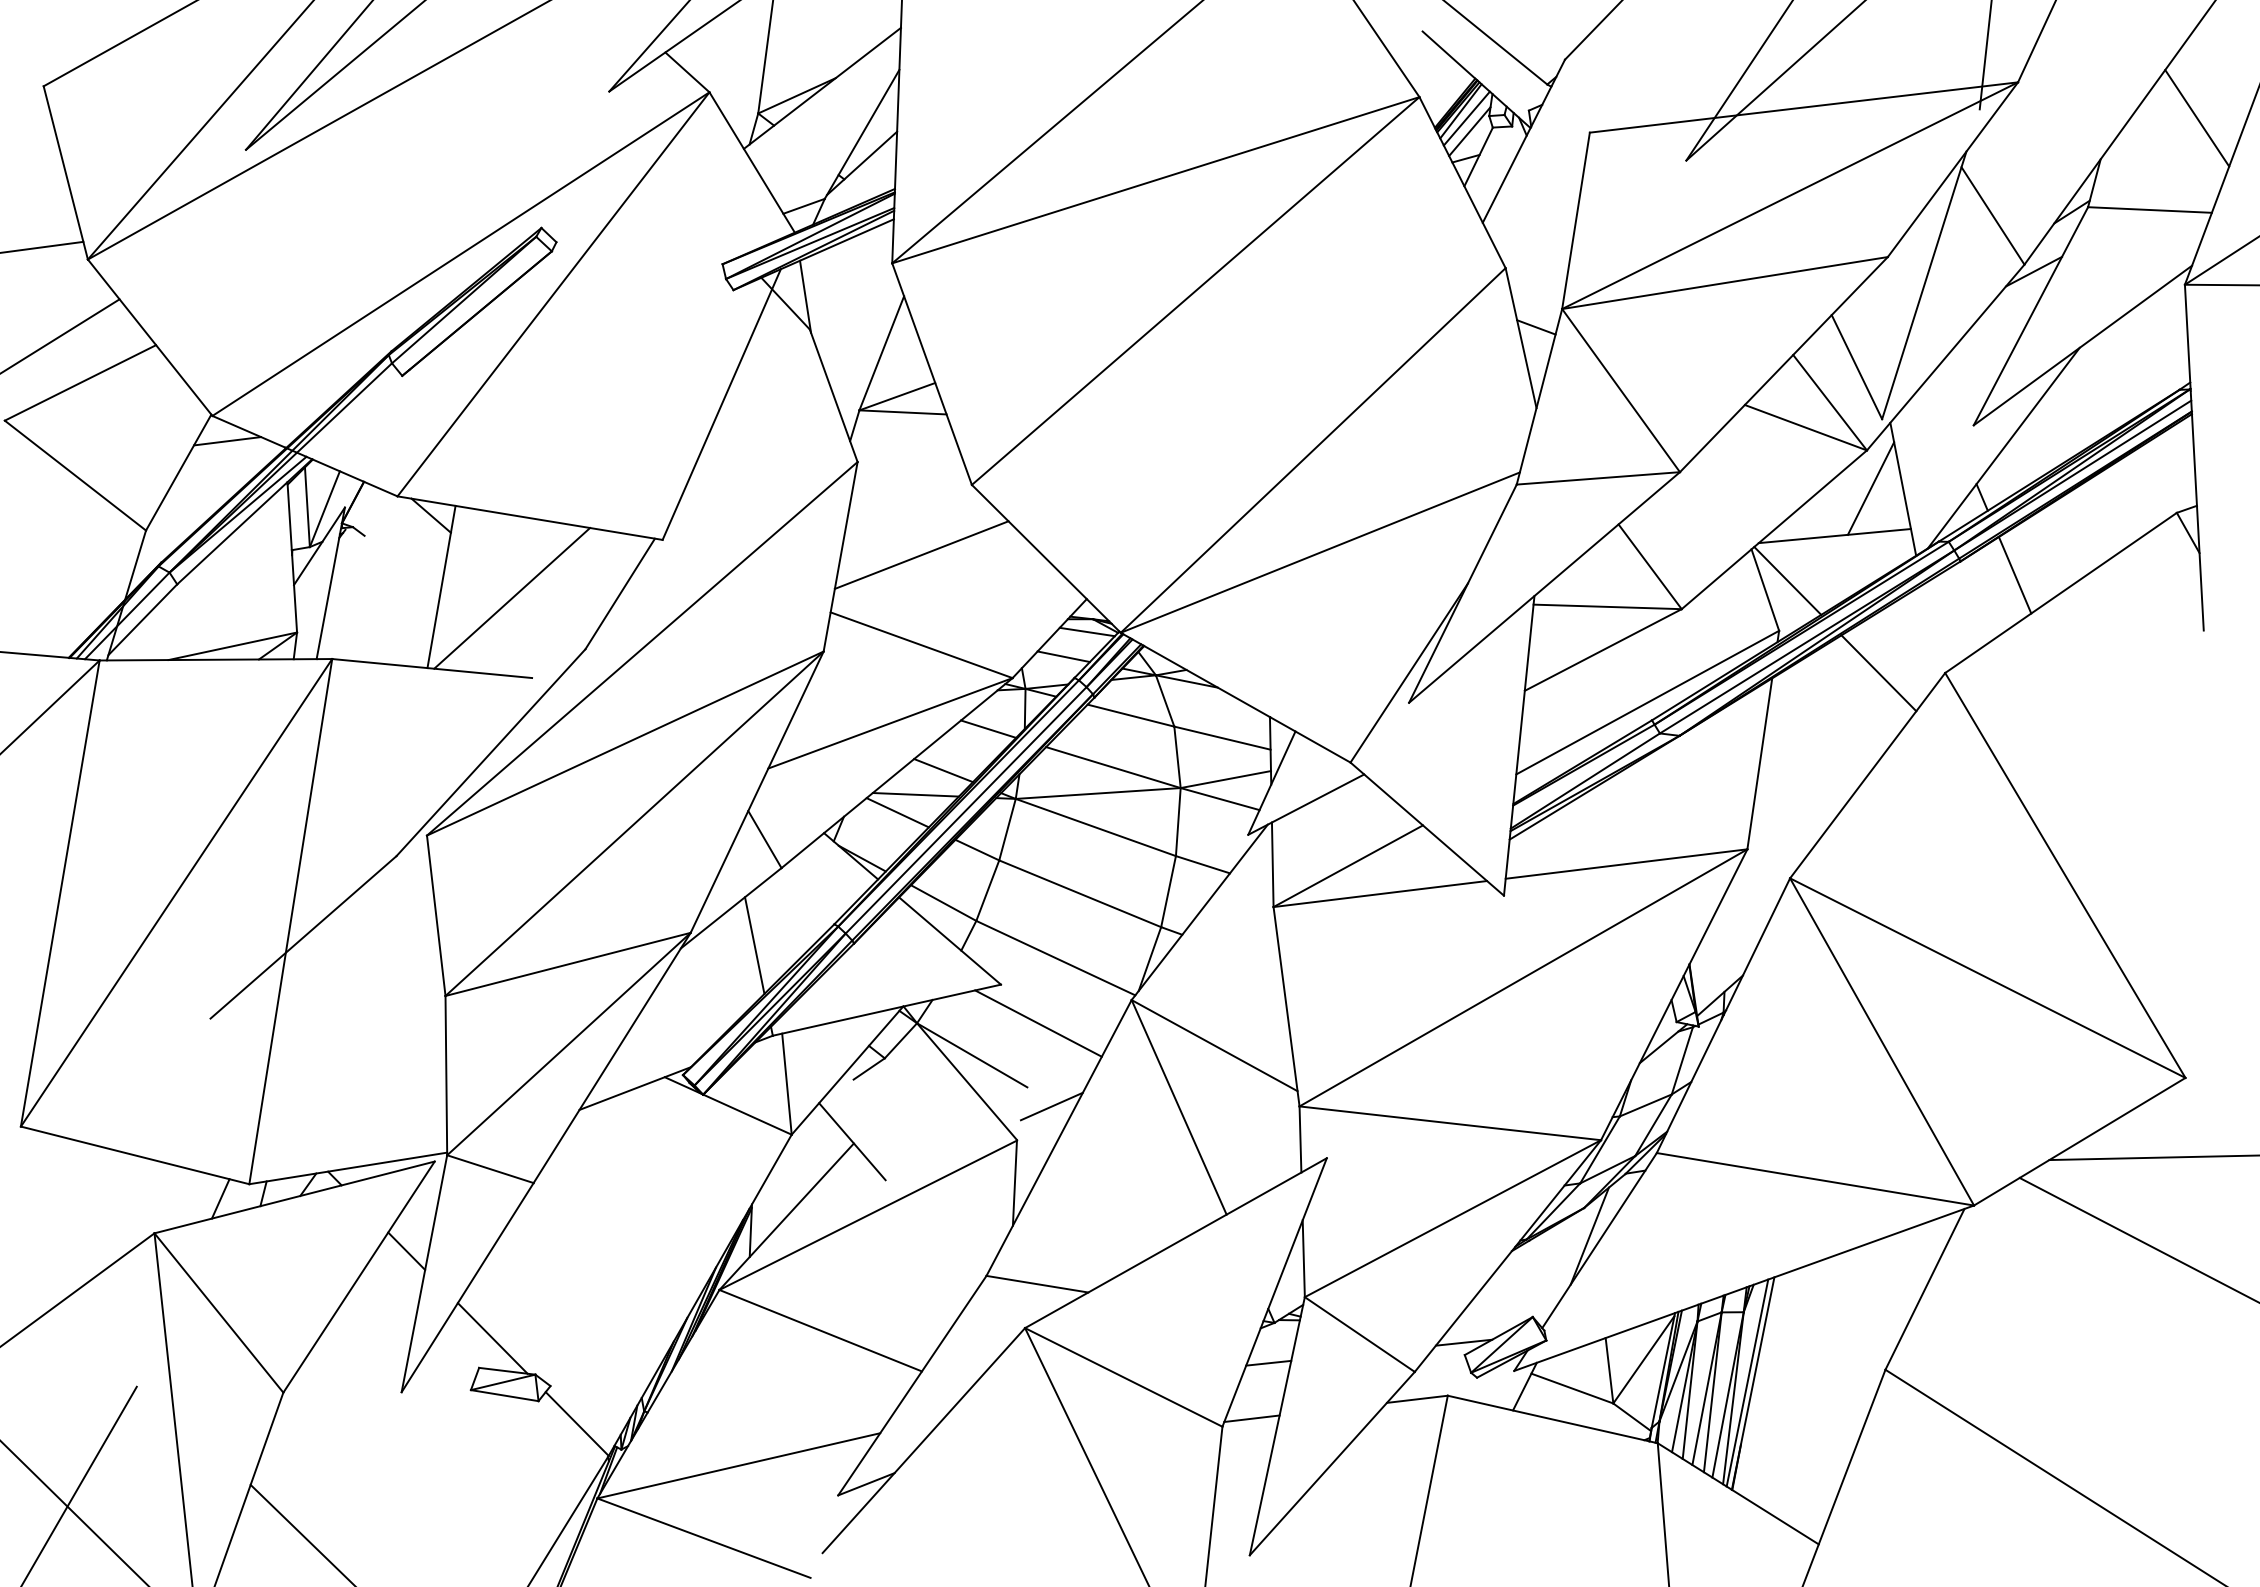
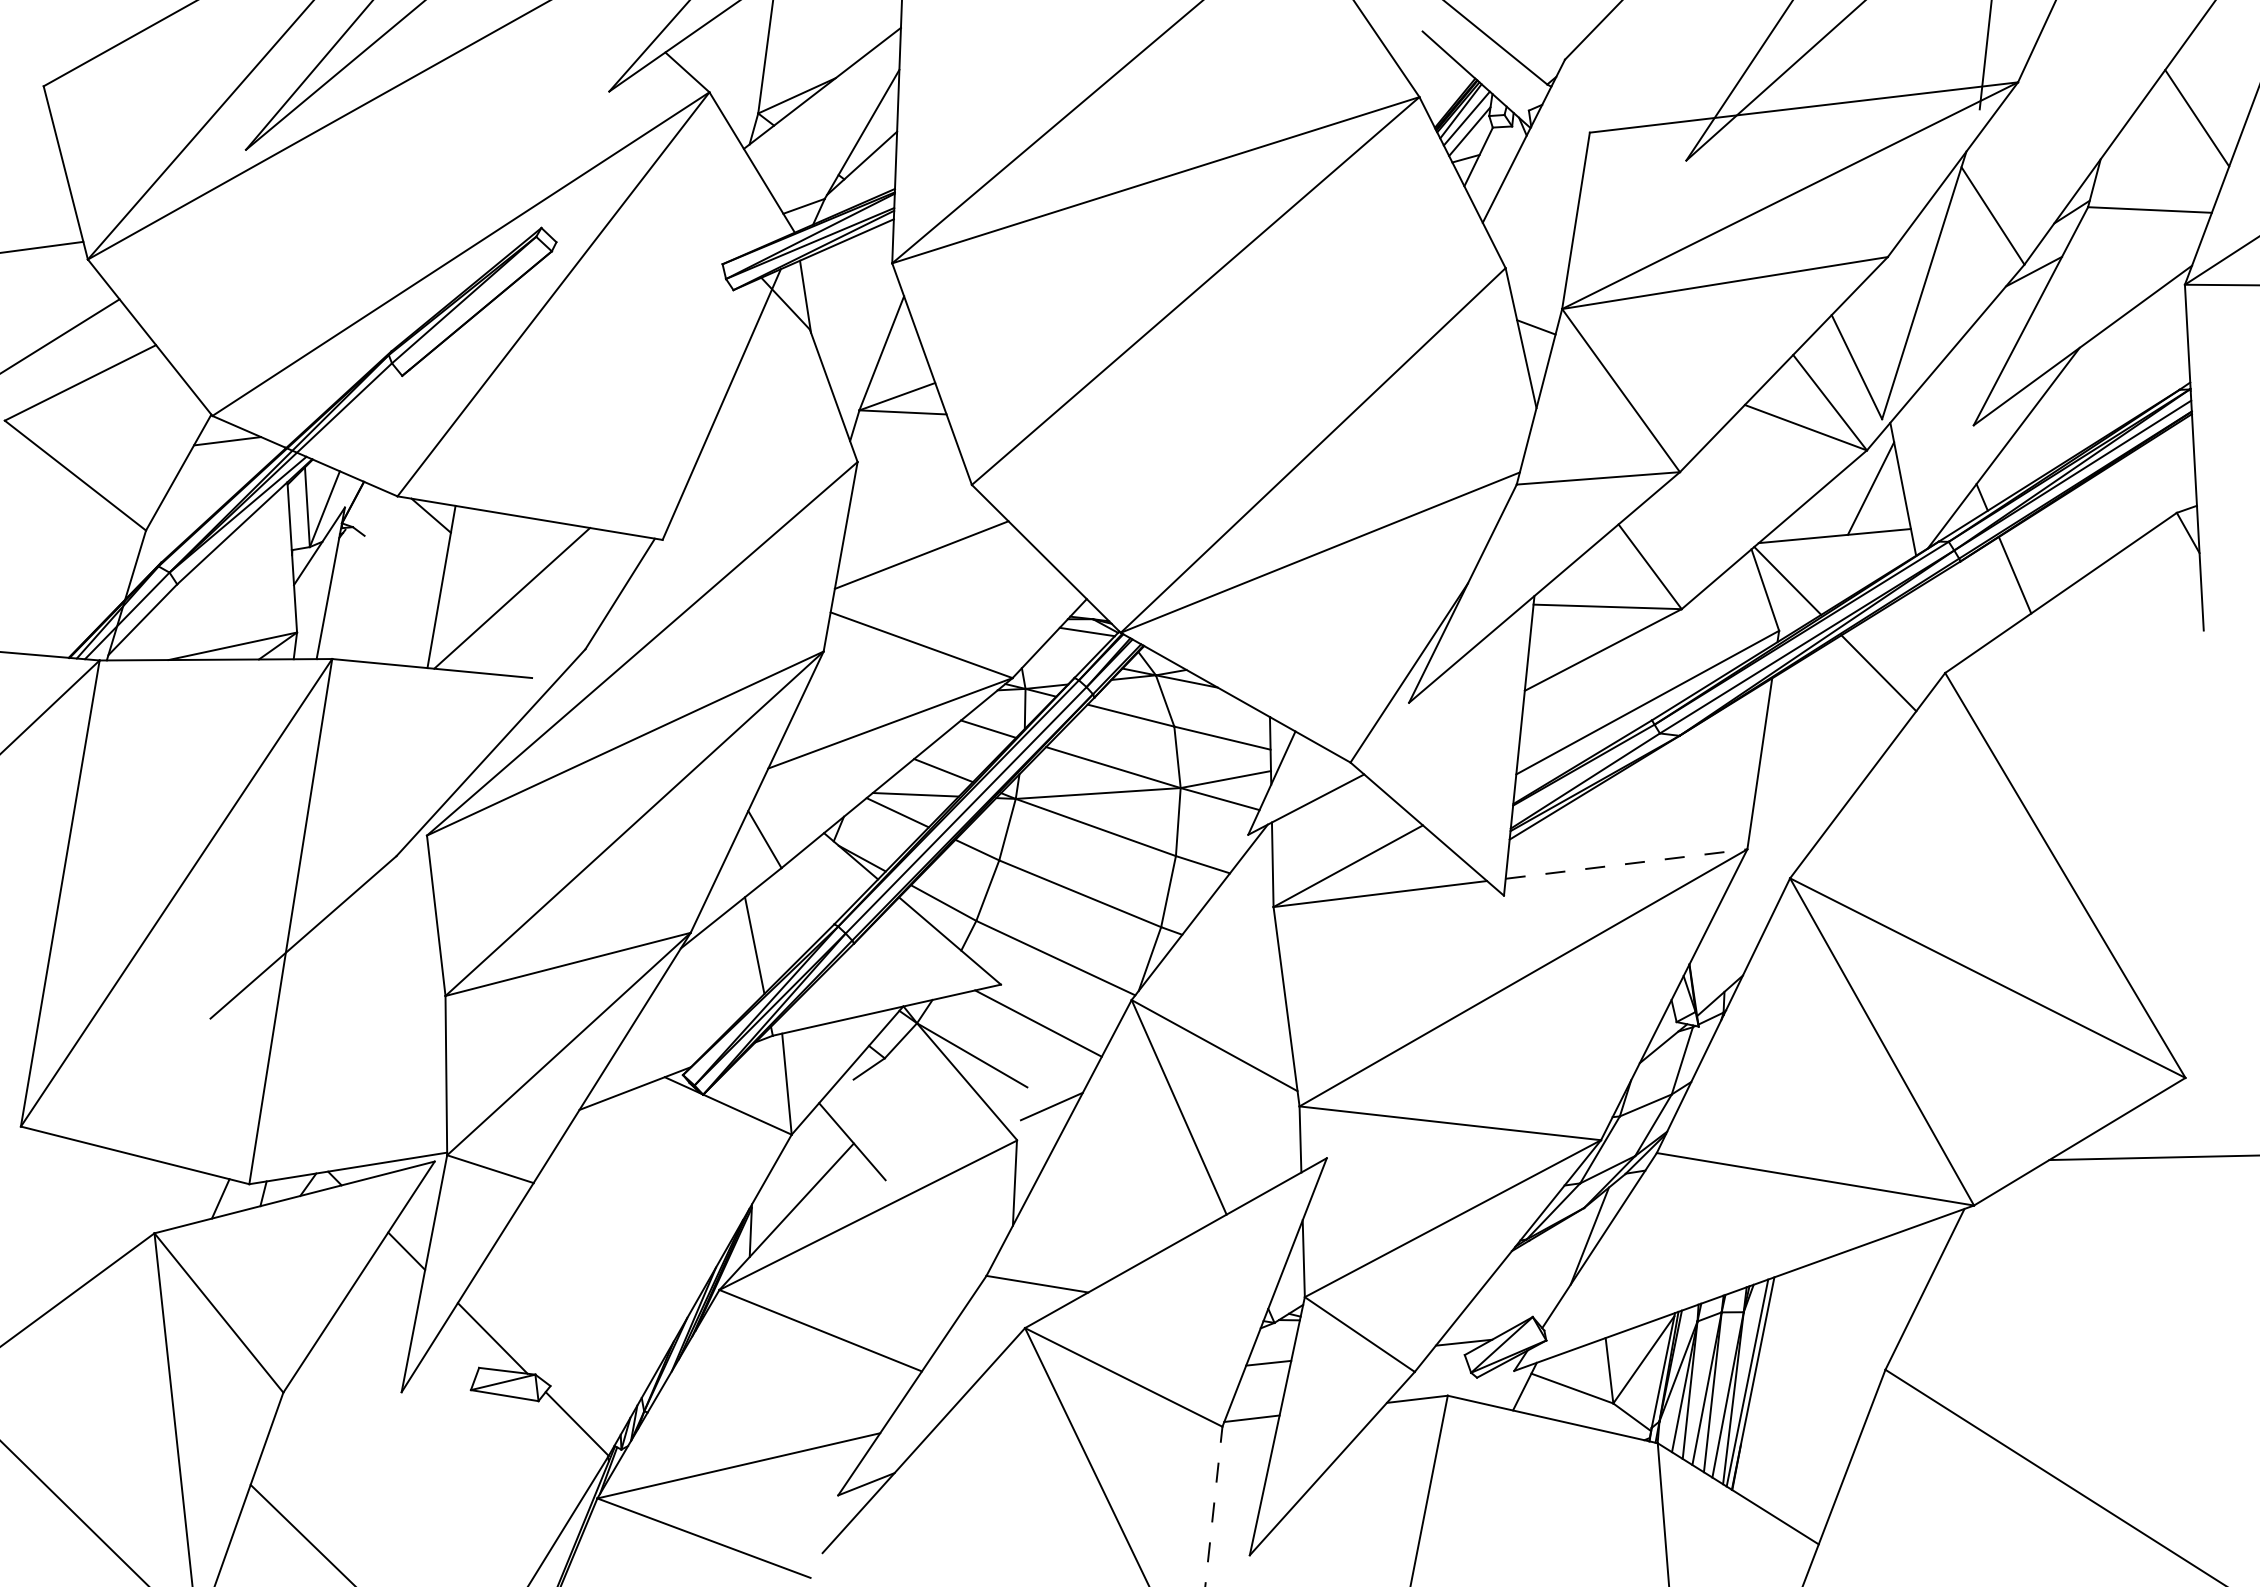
line: present -> none (1063, 656)
line: solid -> dashed (1626, 864)
line: present -> none (2137, 1239)
line: present -> none (79, 1484)
line: solid -> dashed (1213, 1506)
